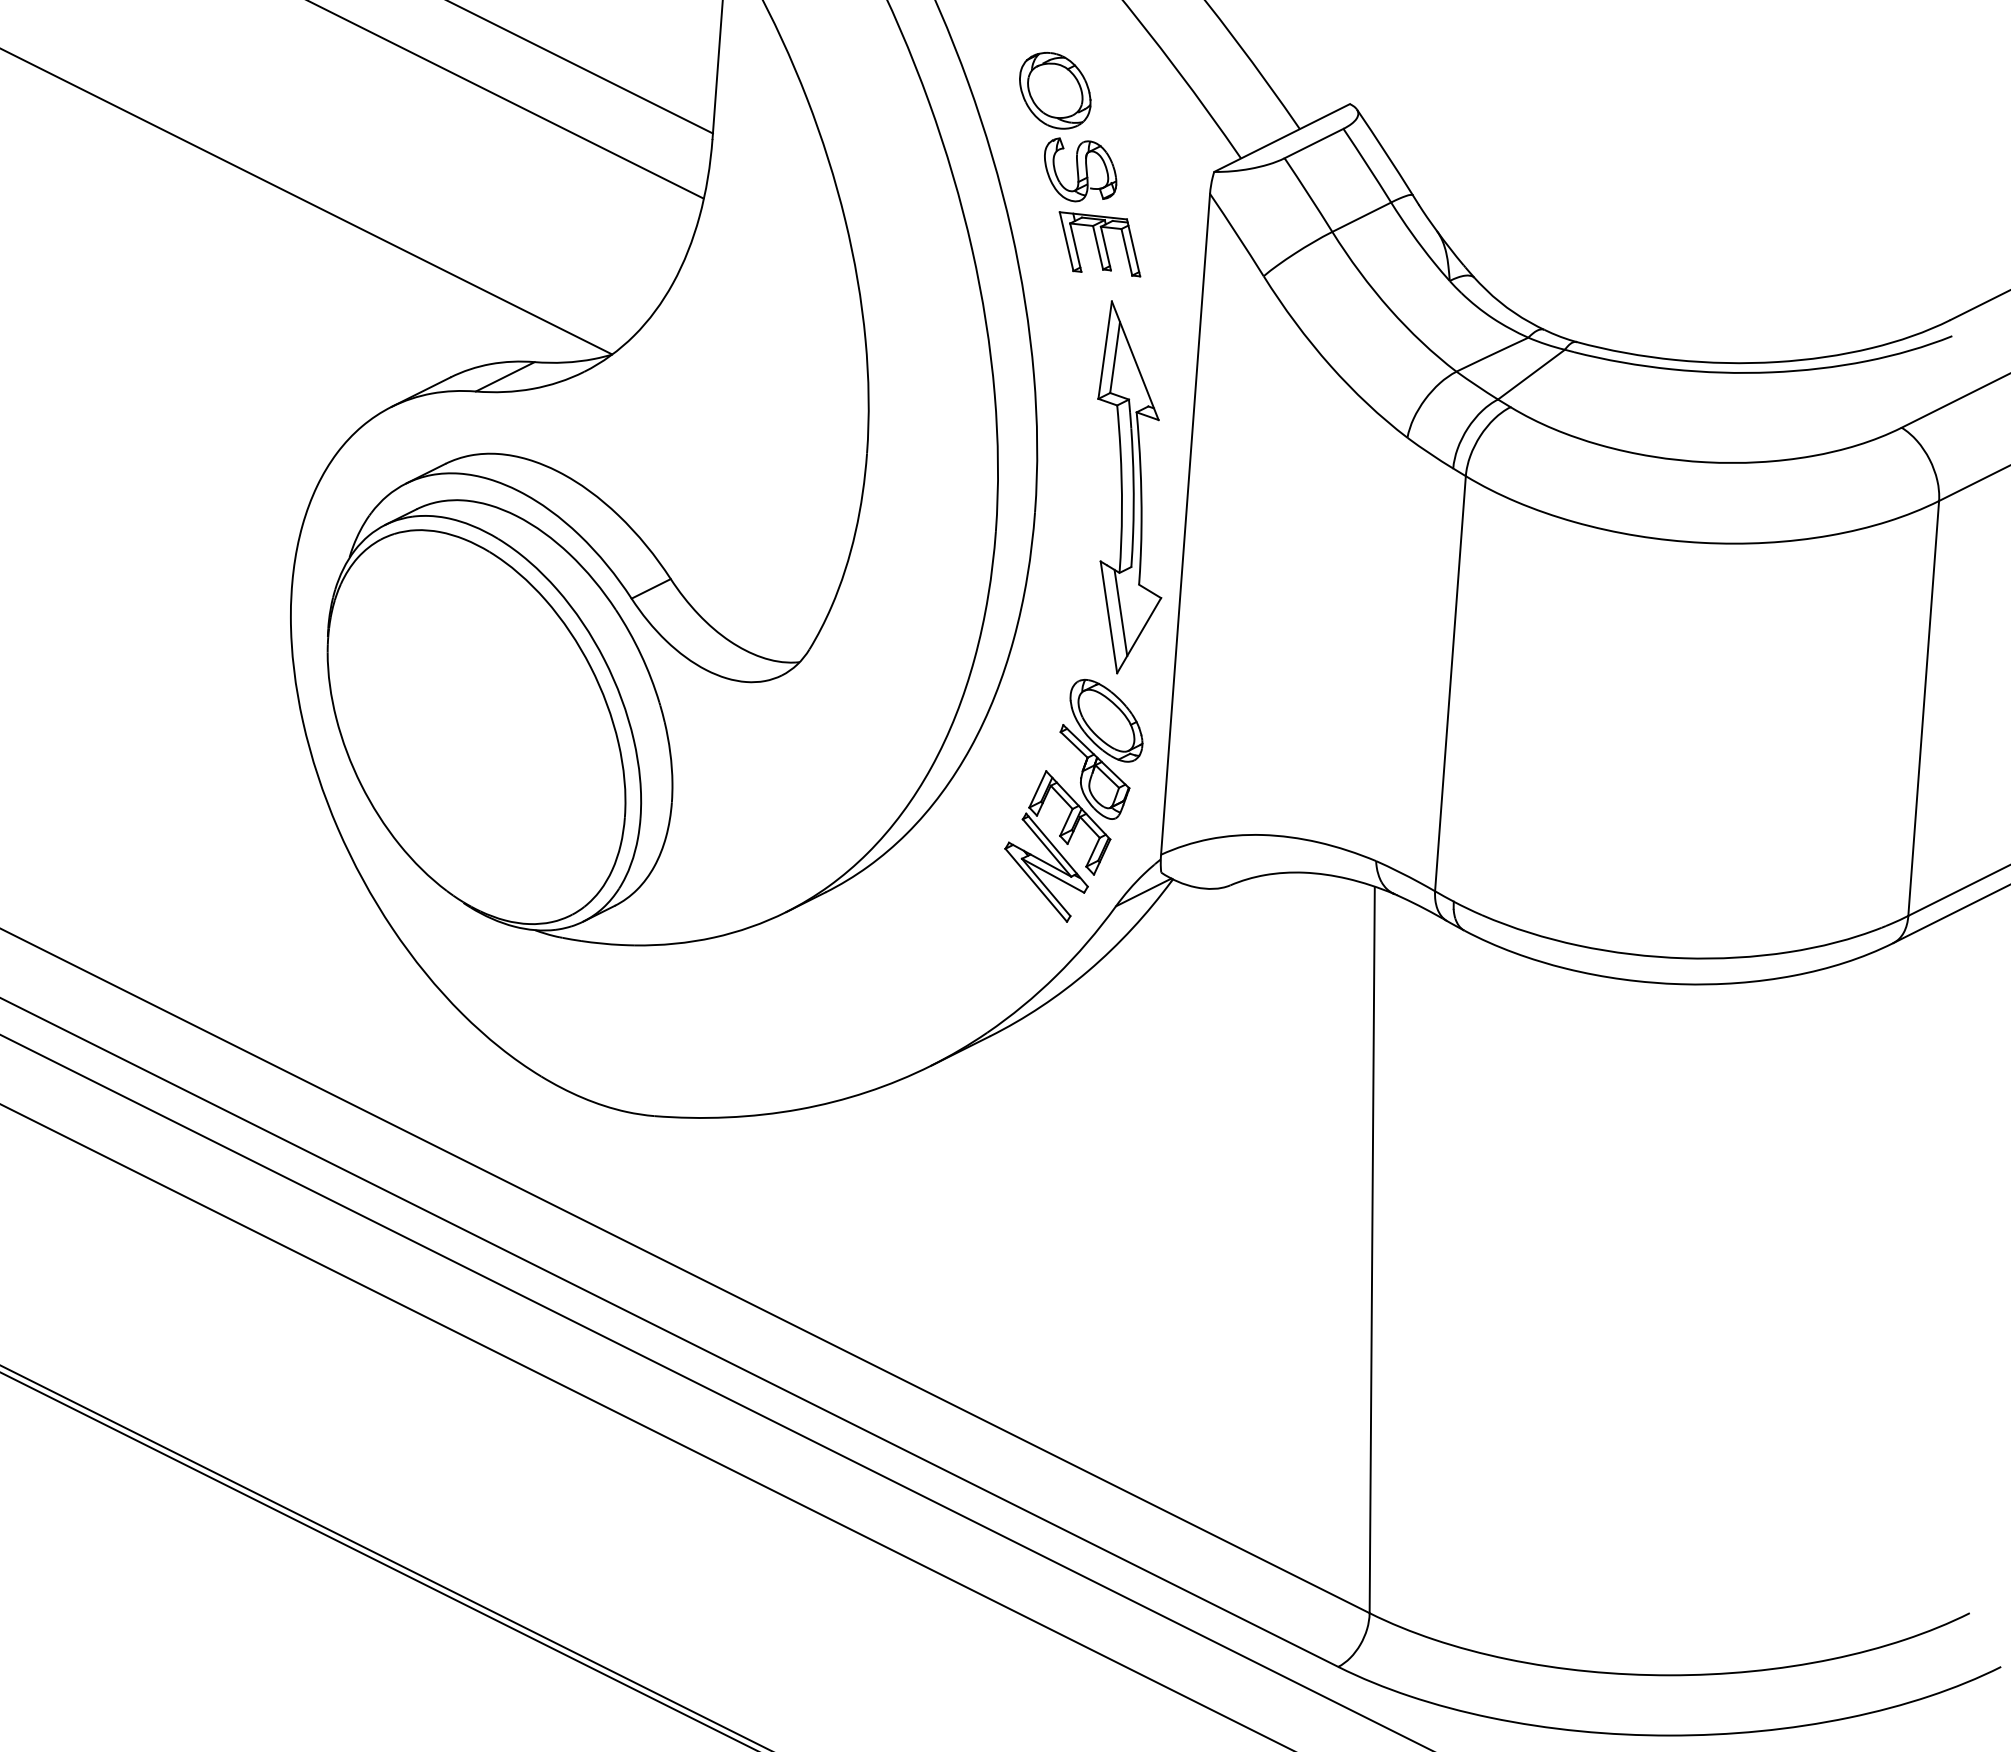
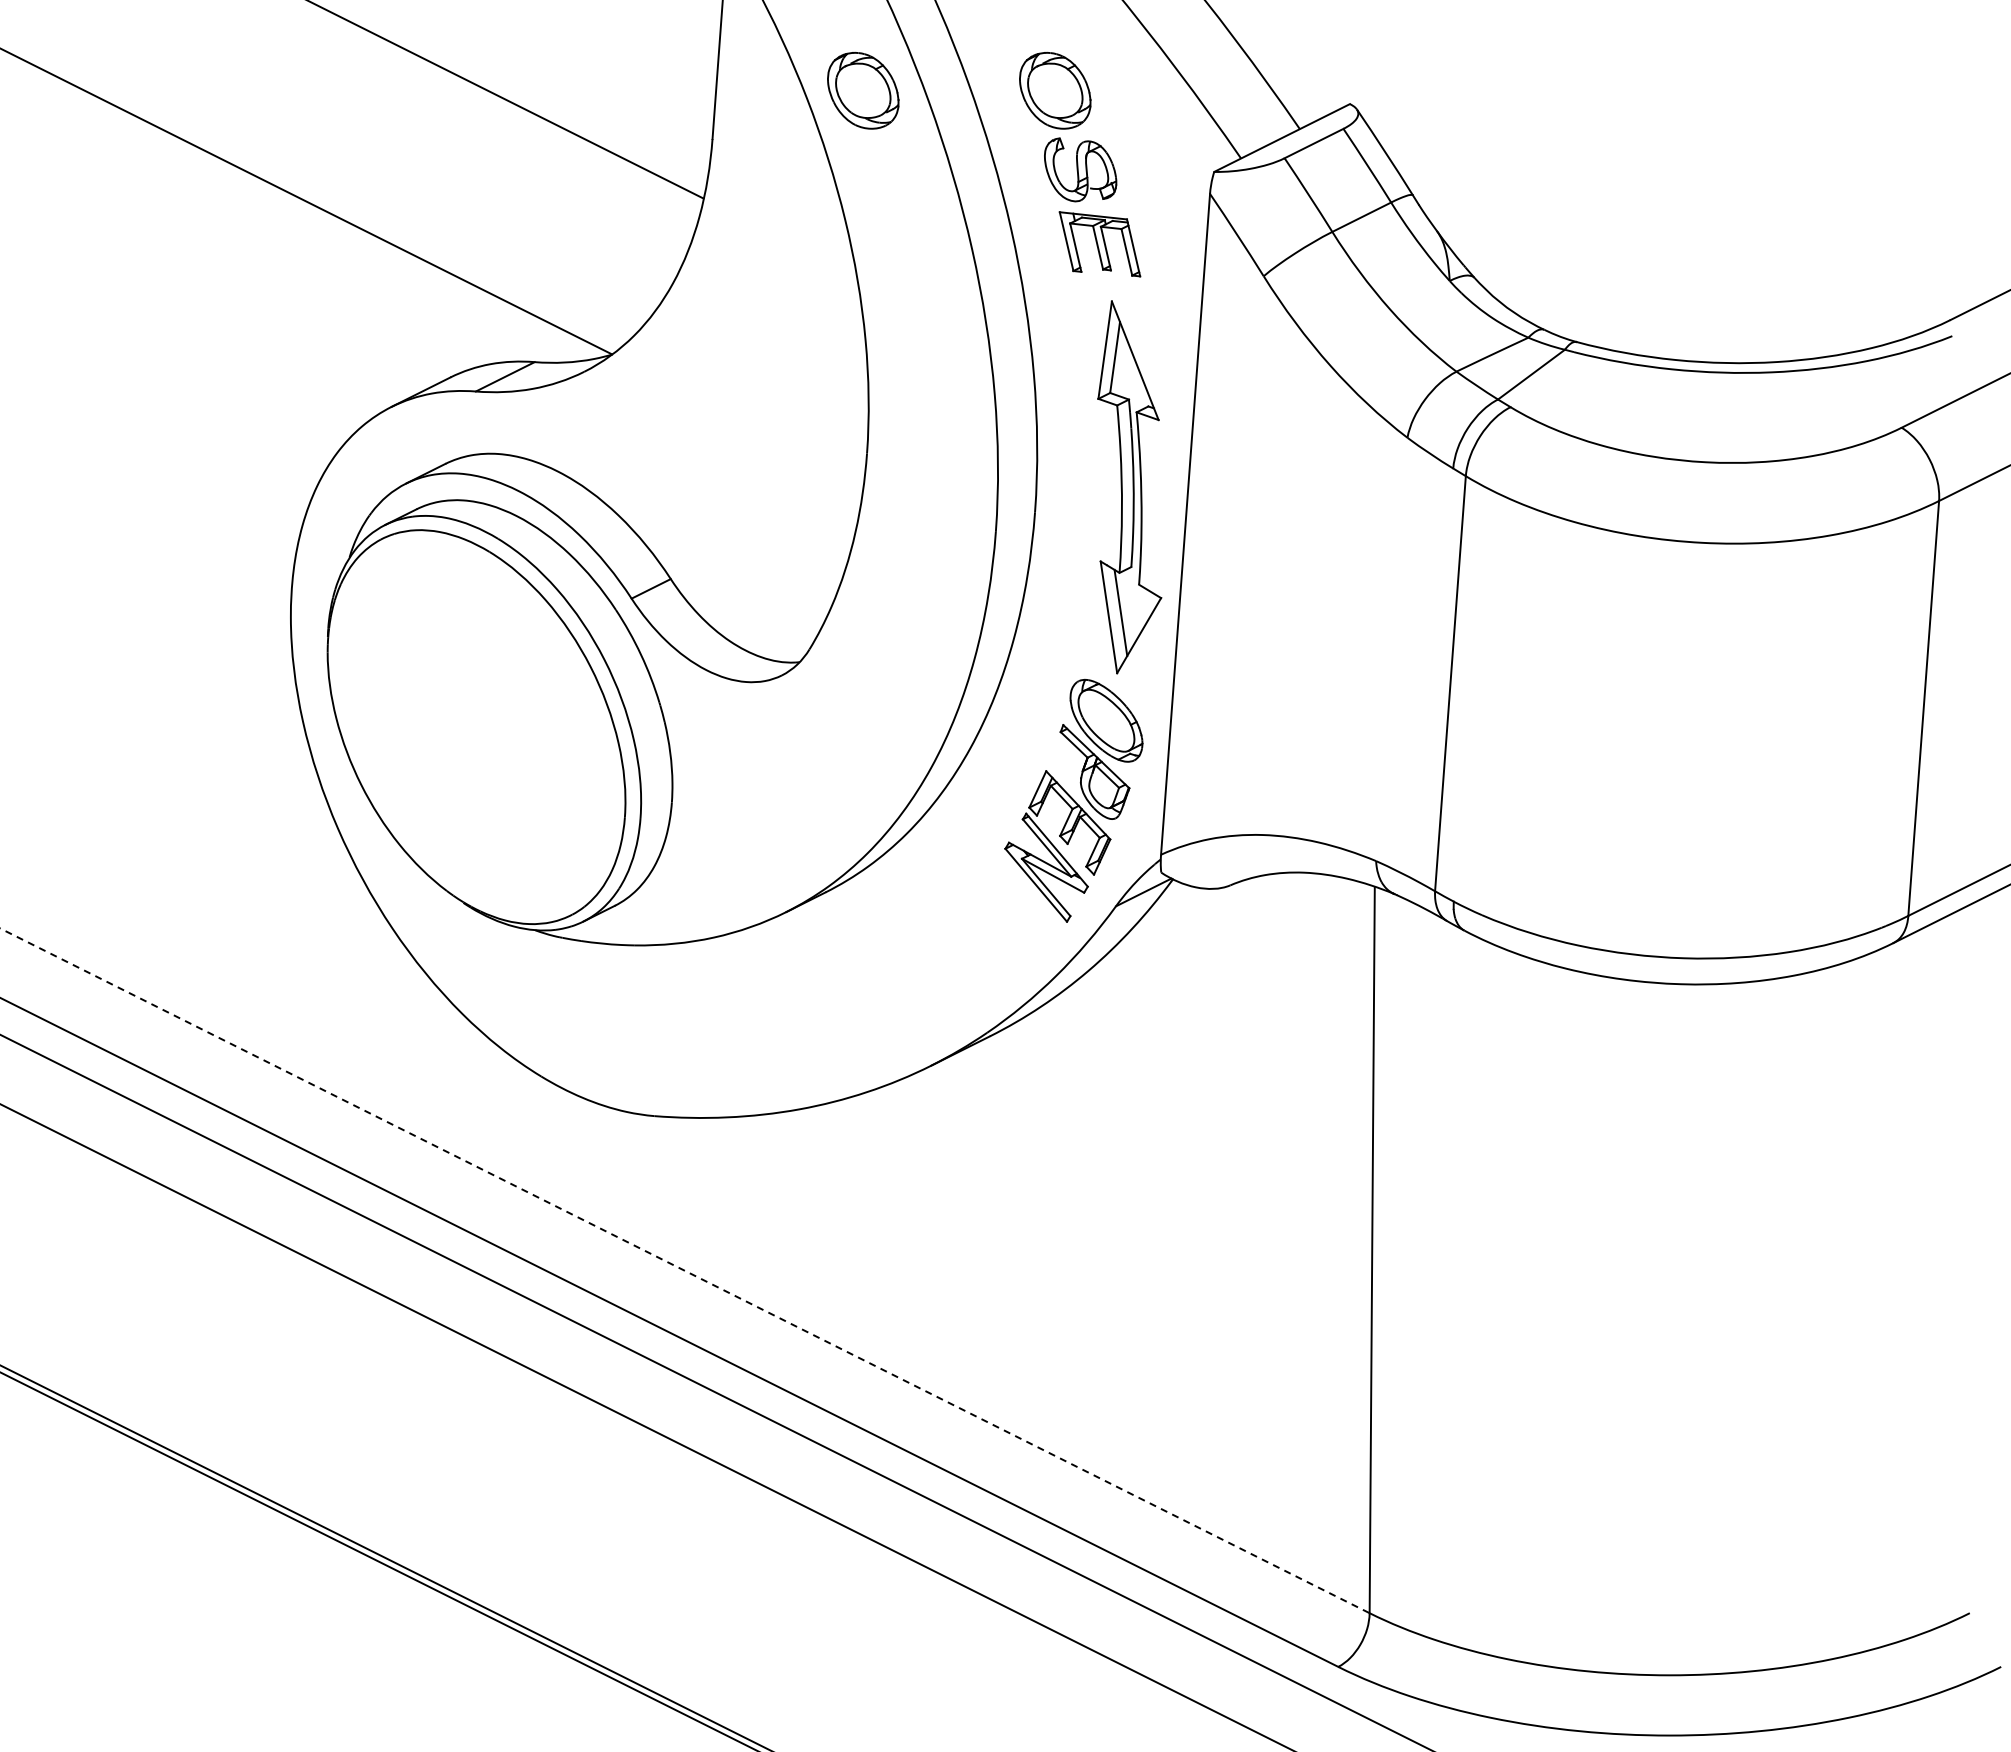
line: present -> none (580, 67)
part: none -> present (863, 90)
line: solid -> dashed (685, 1271)
